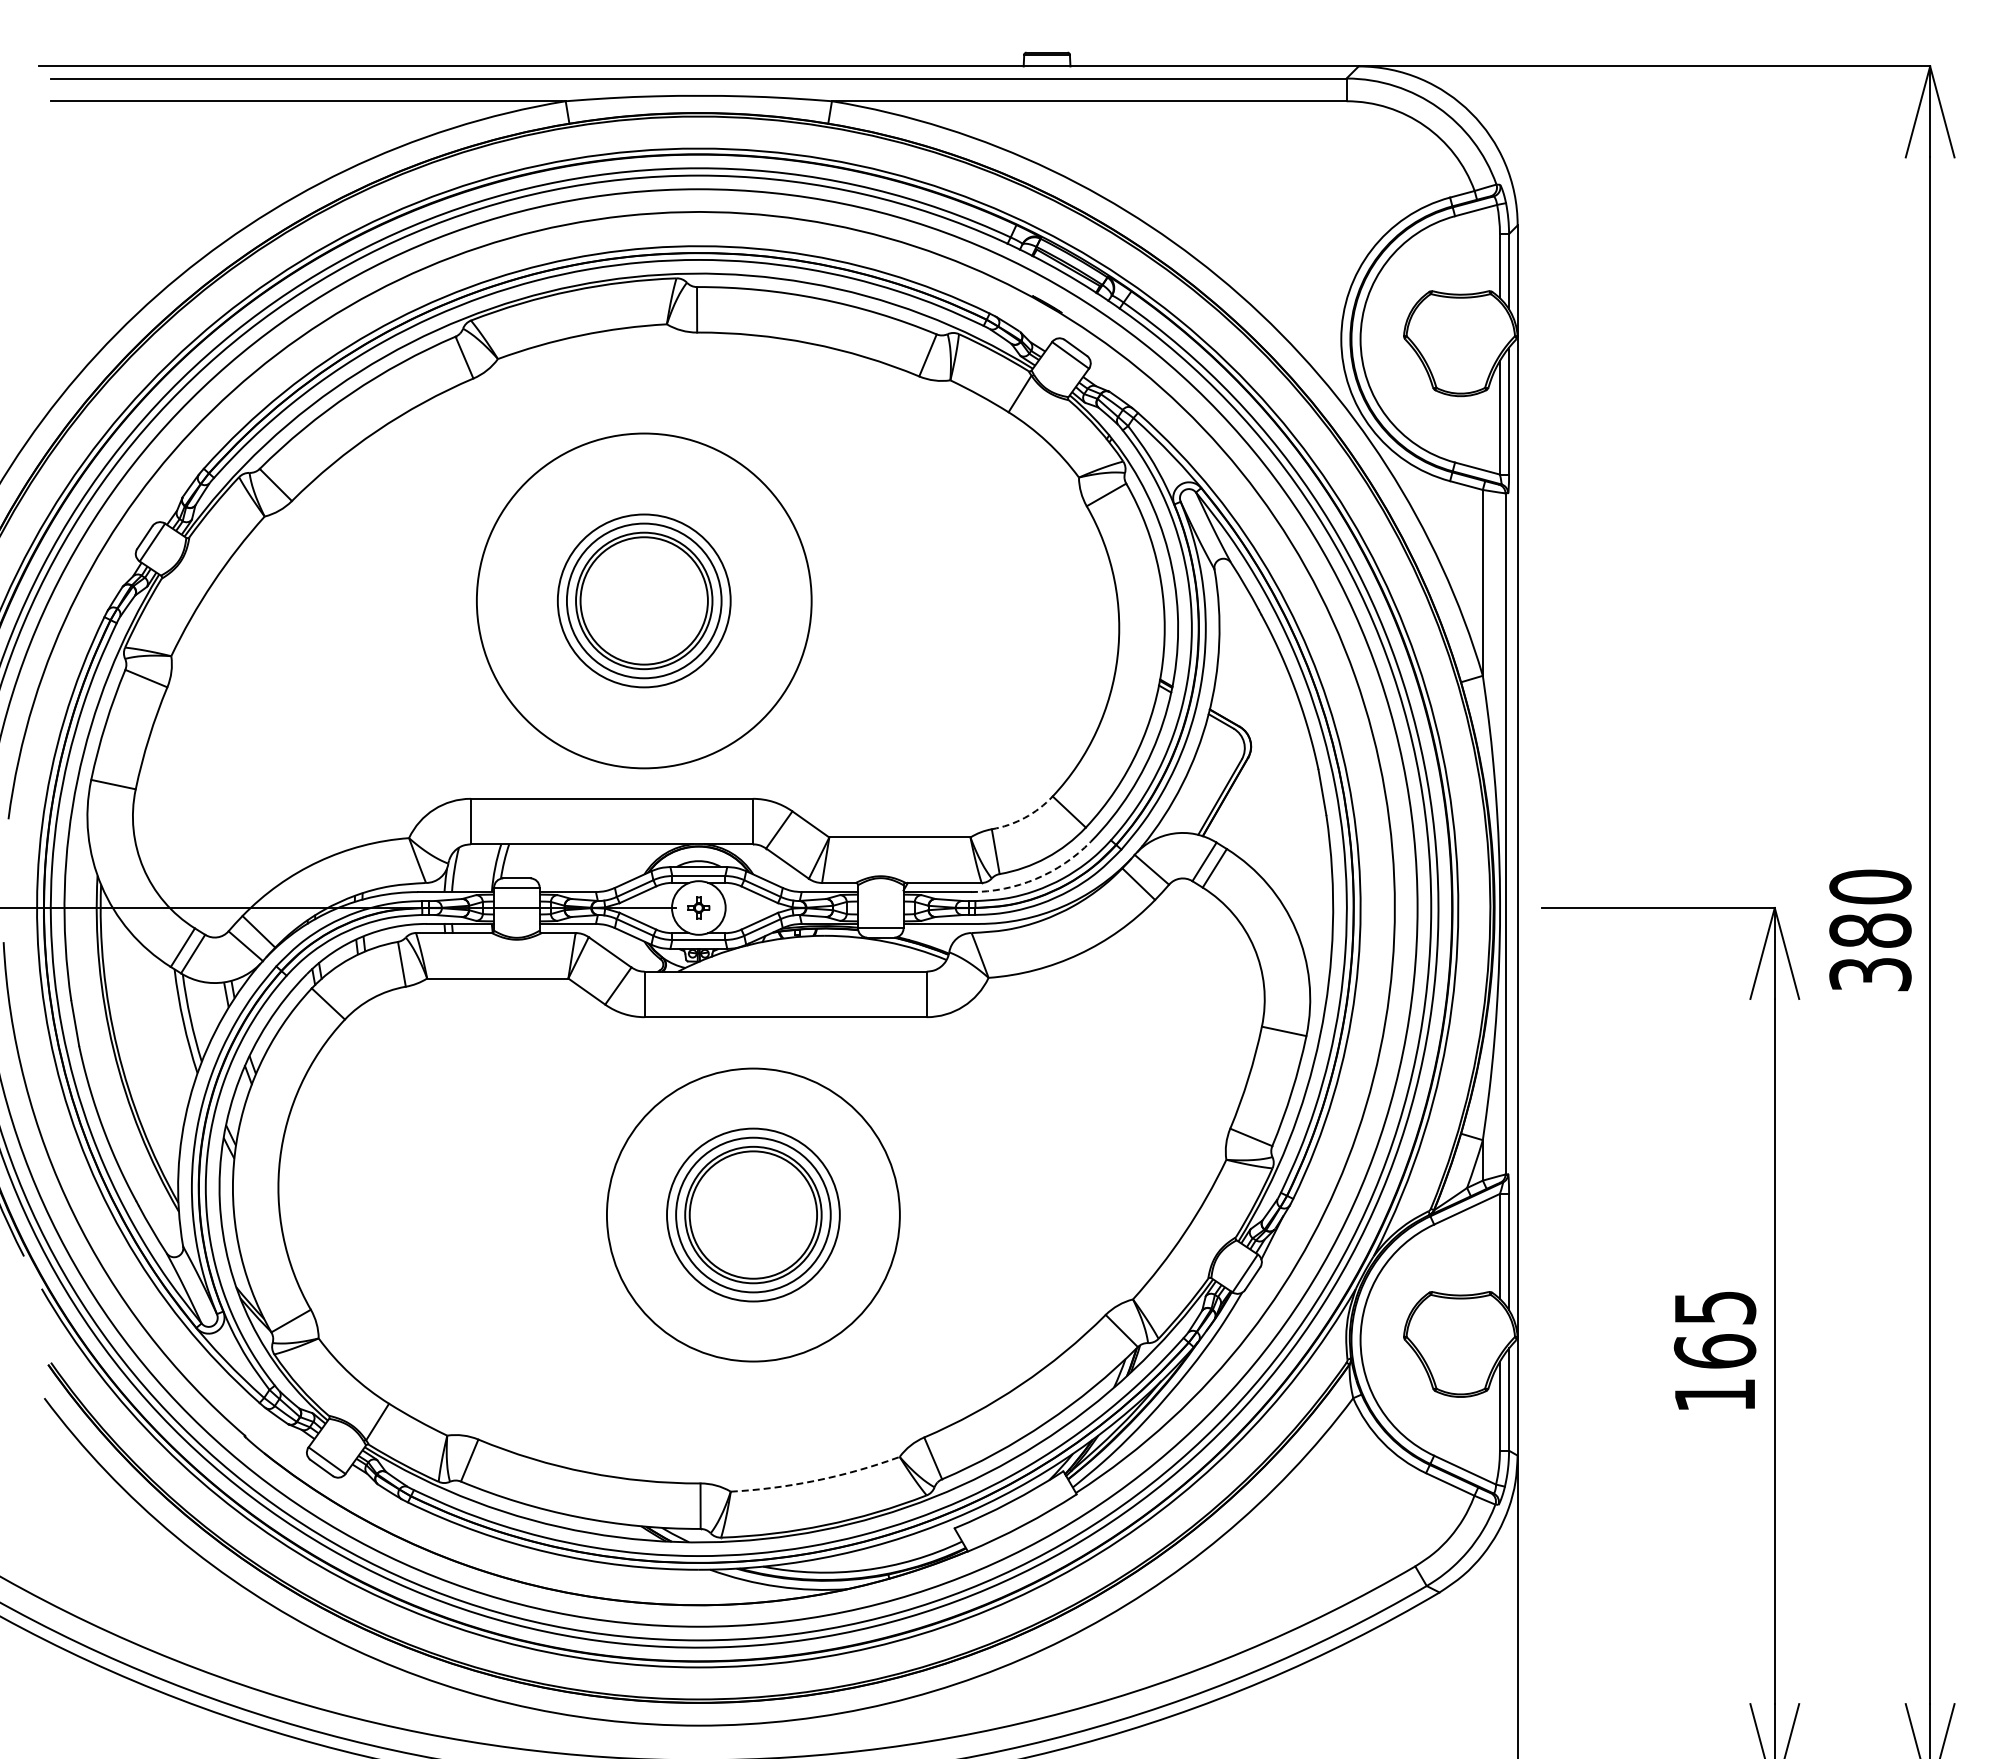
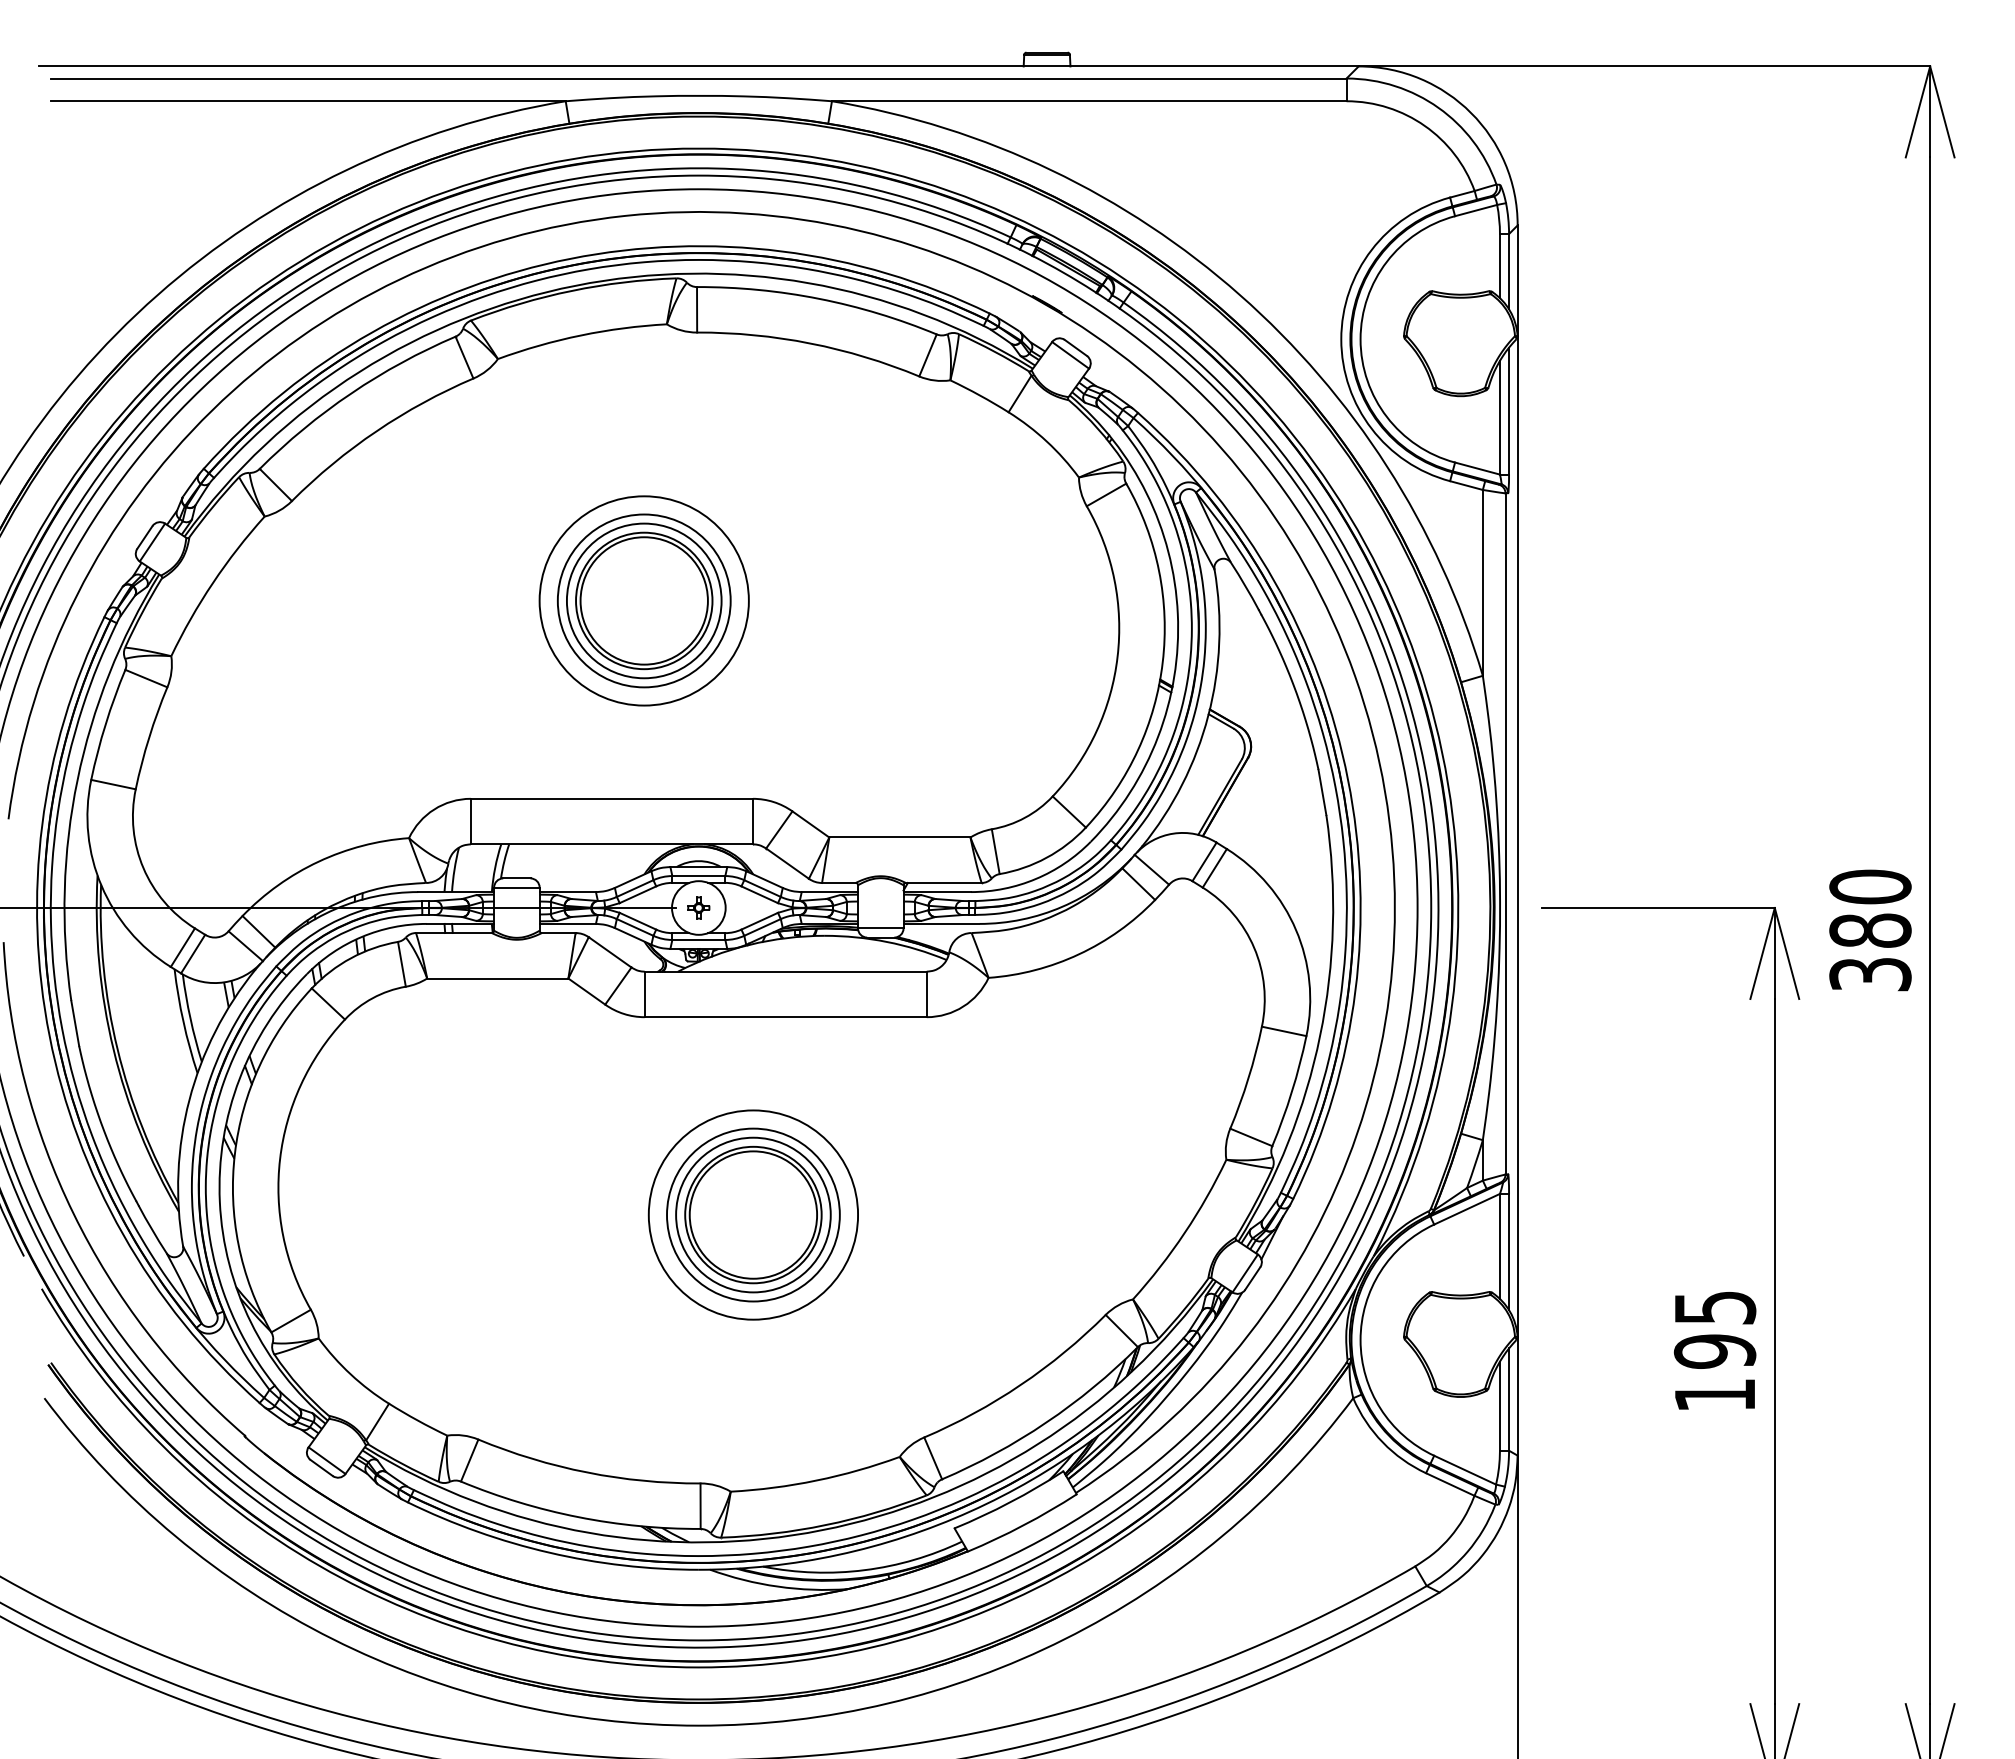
circle diameter: 335 px -> 209 px (643, 600)
arc: dashed -> solid (1024, 817)
arc: dashed -> solid (1035, 879)
circle diameter: 293 px -> 209 px (753, 1214)
text: 165 -> 195 (1714, 1351)
arc: dashed -> solid (816, 1480)
